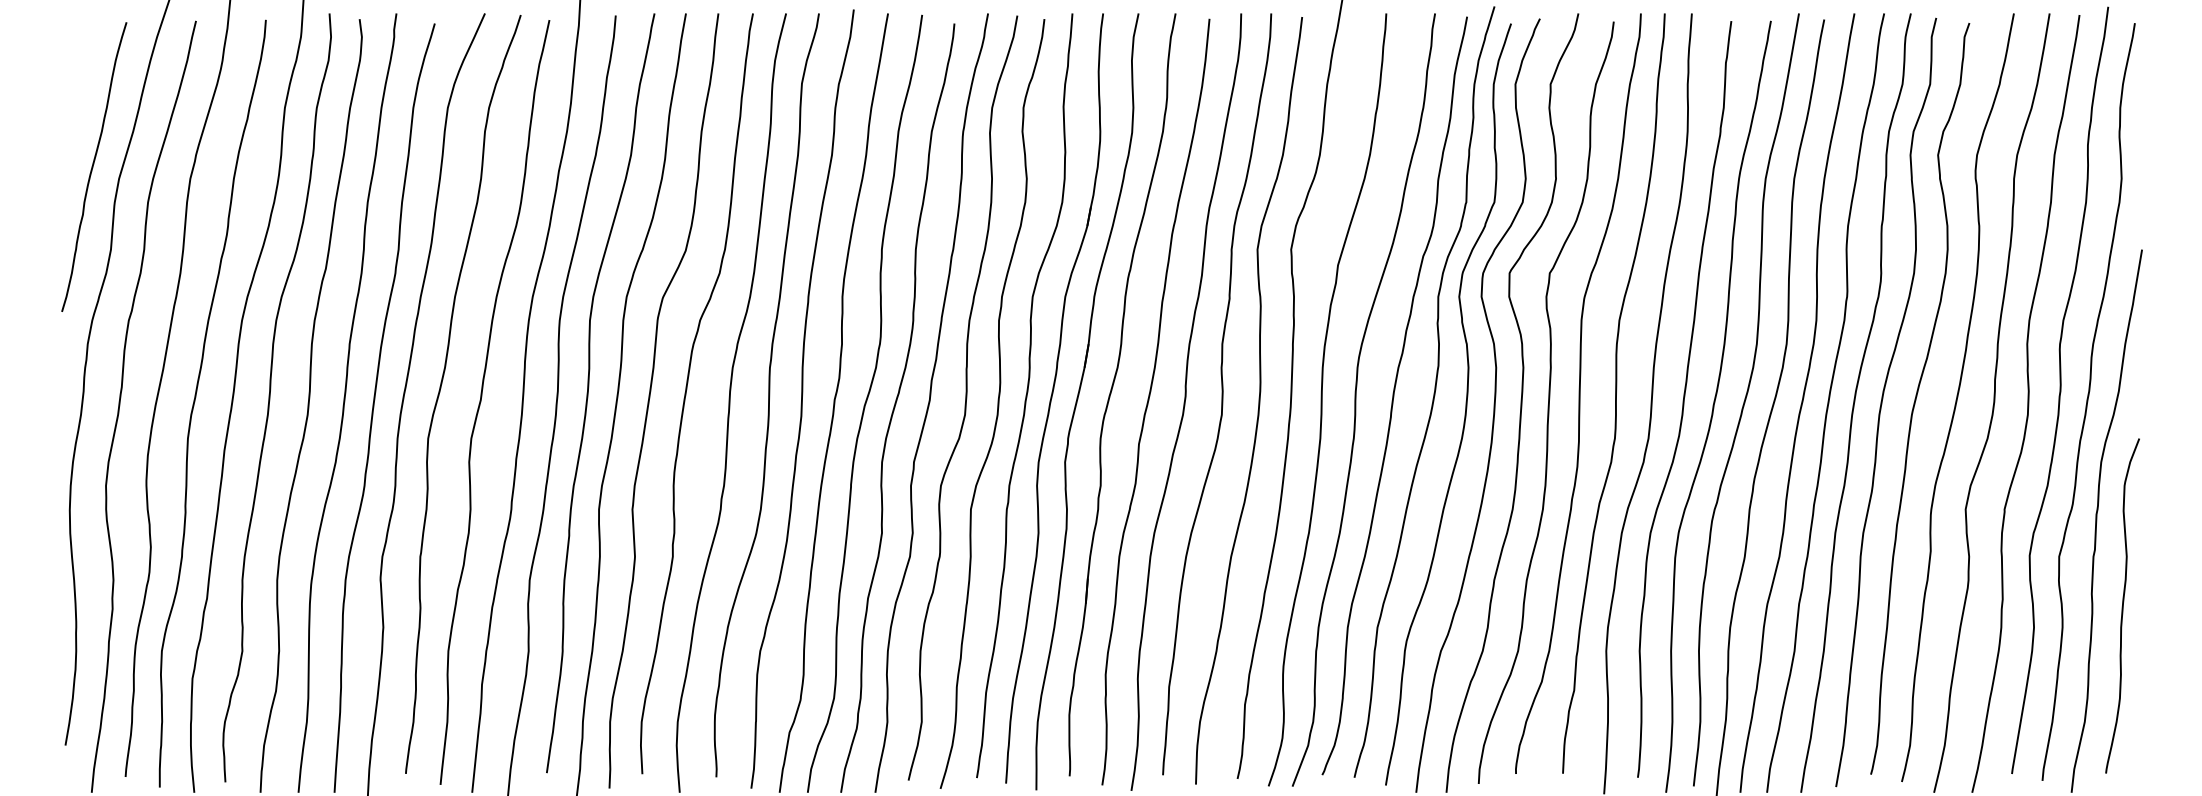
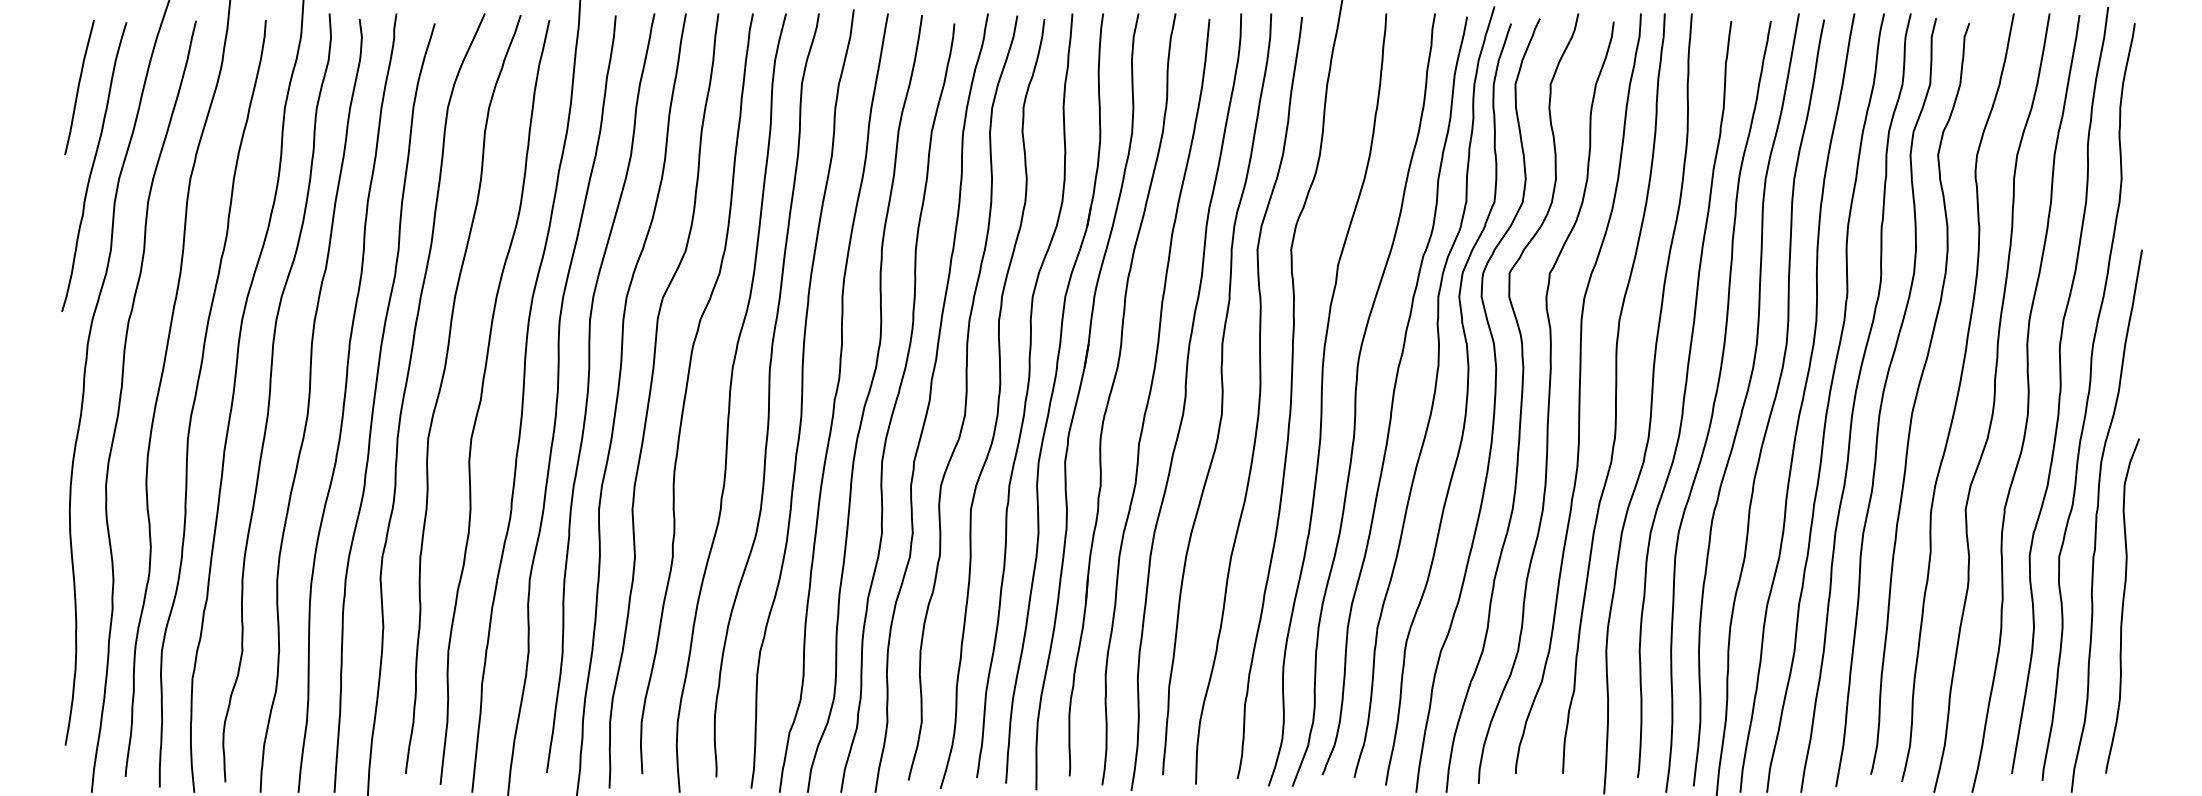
curve: none -> present (79, 87)
